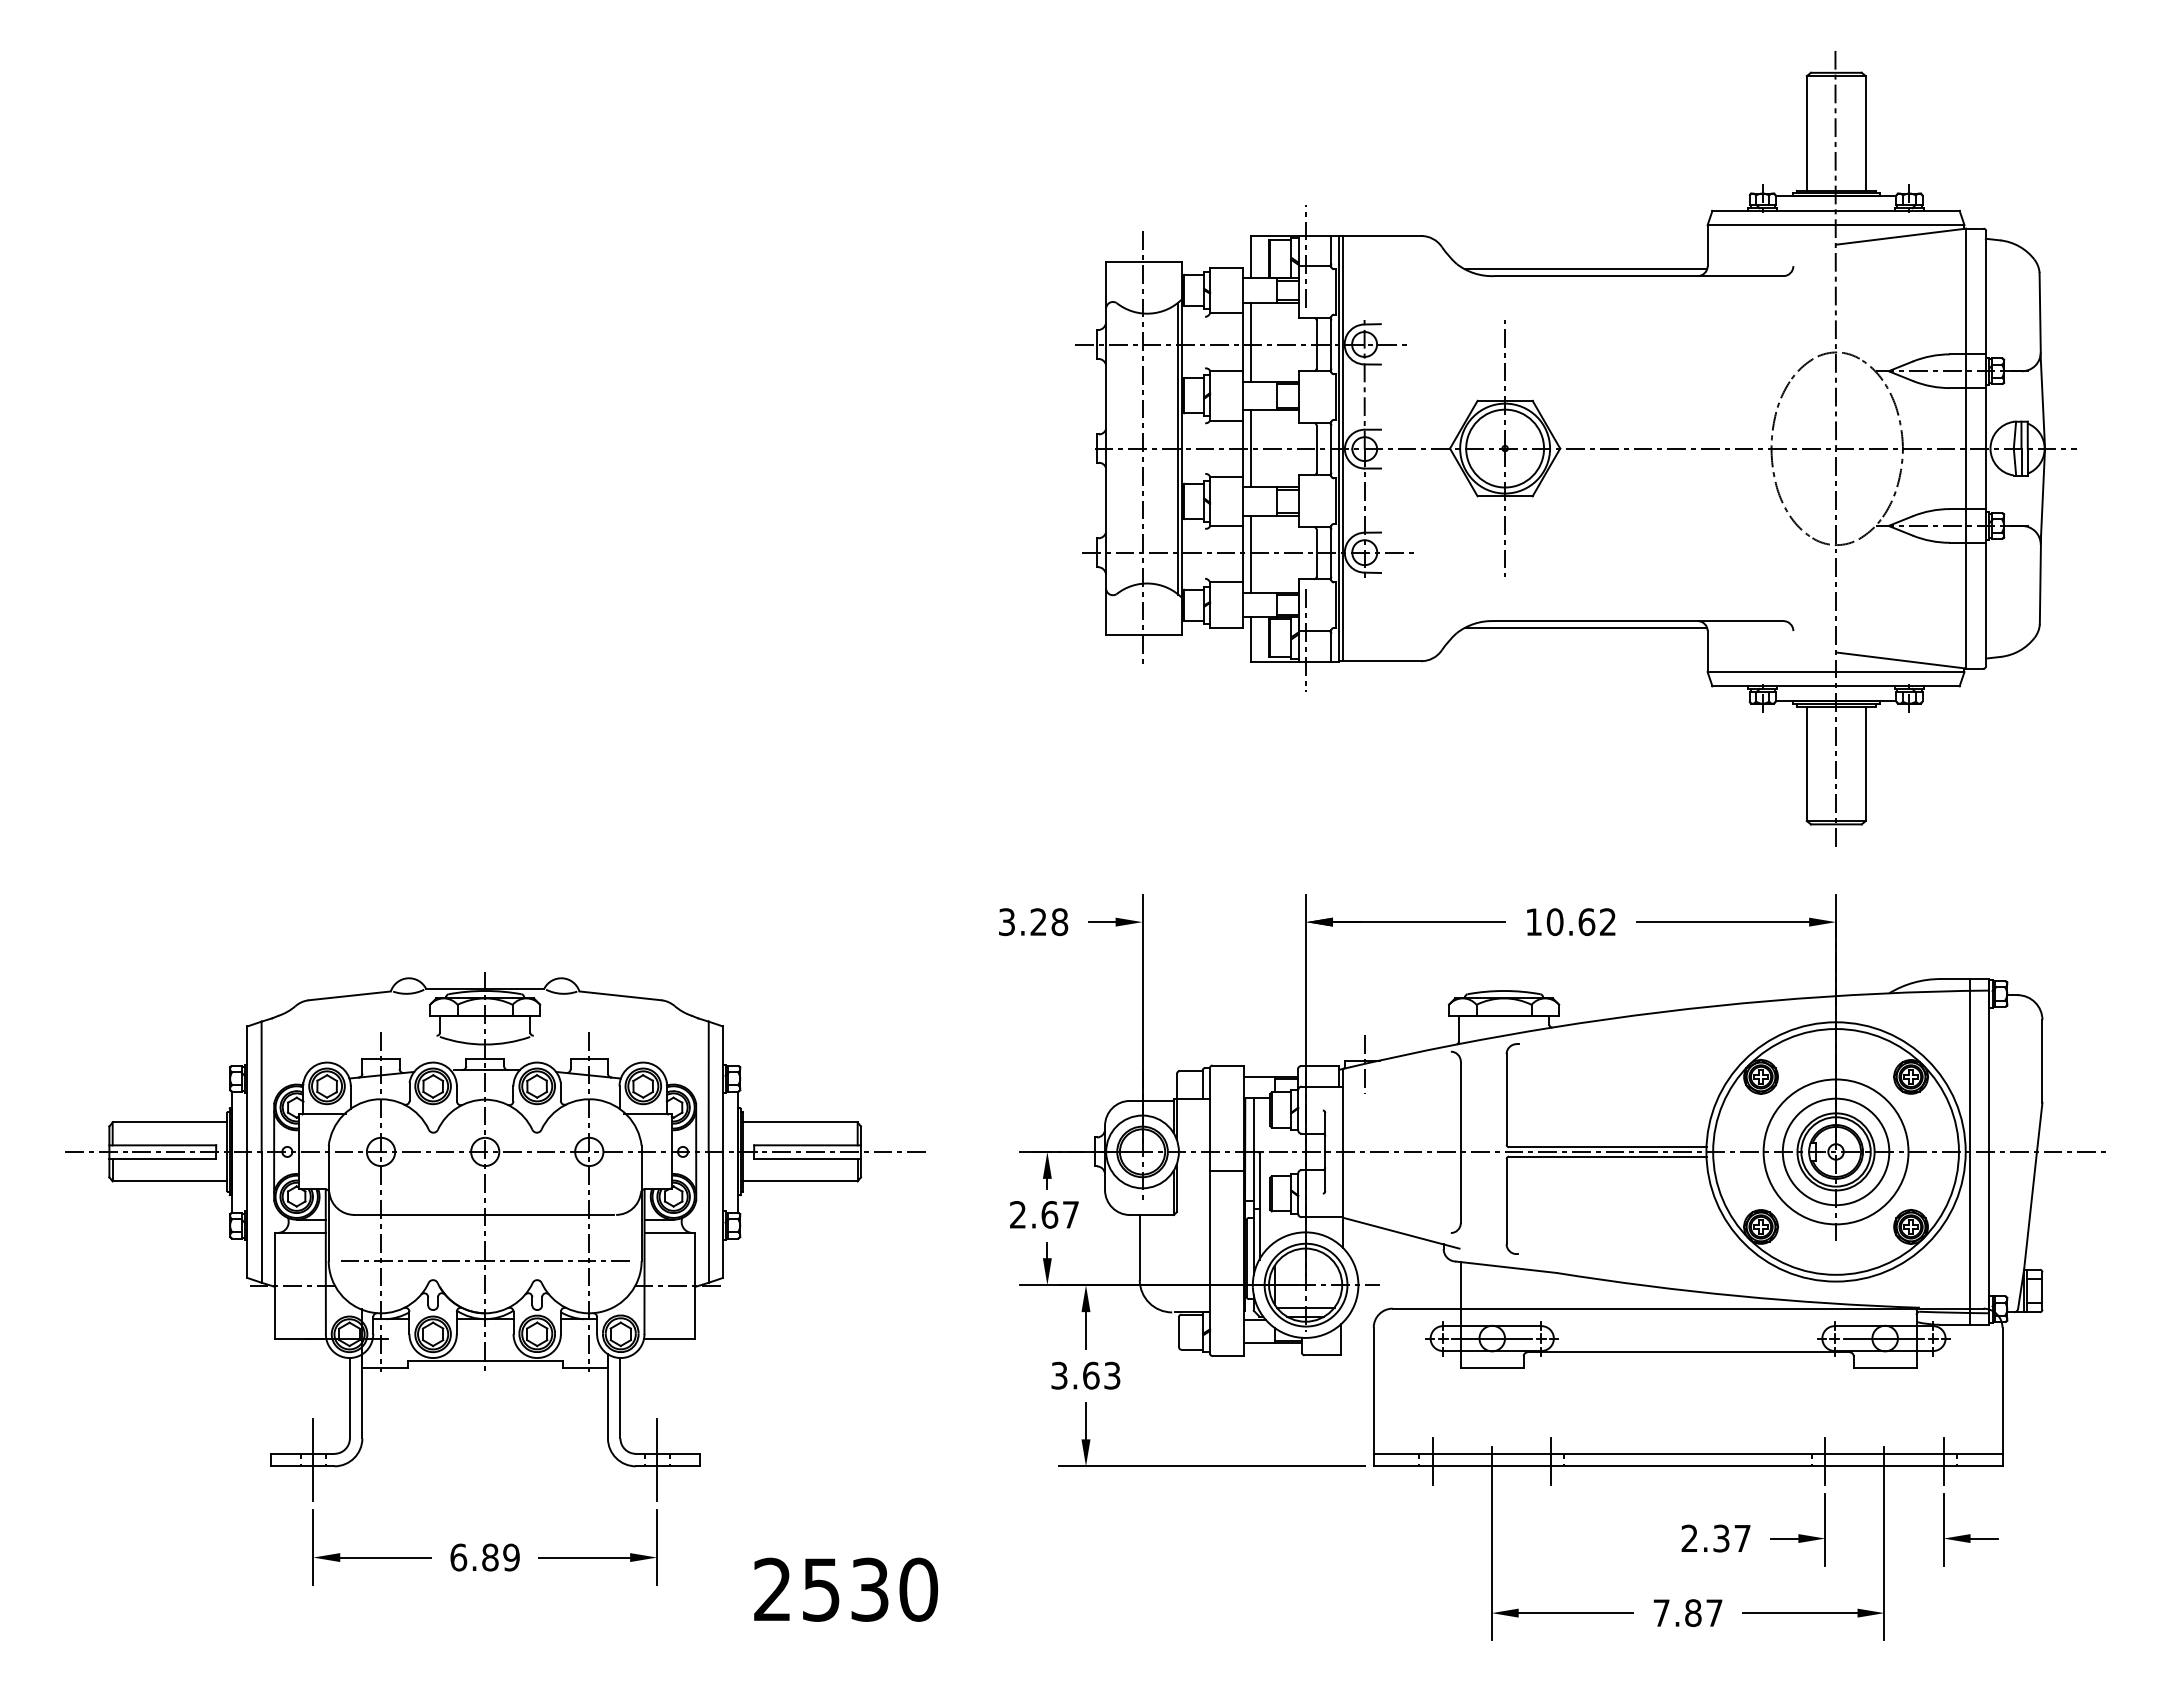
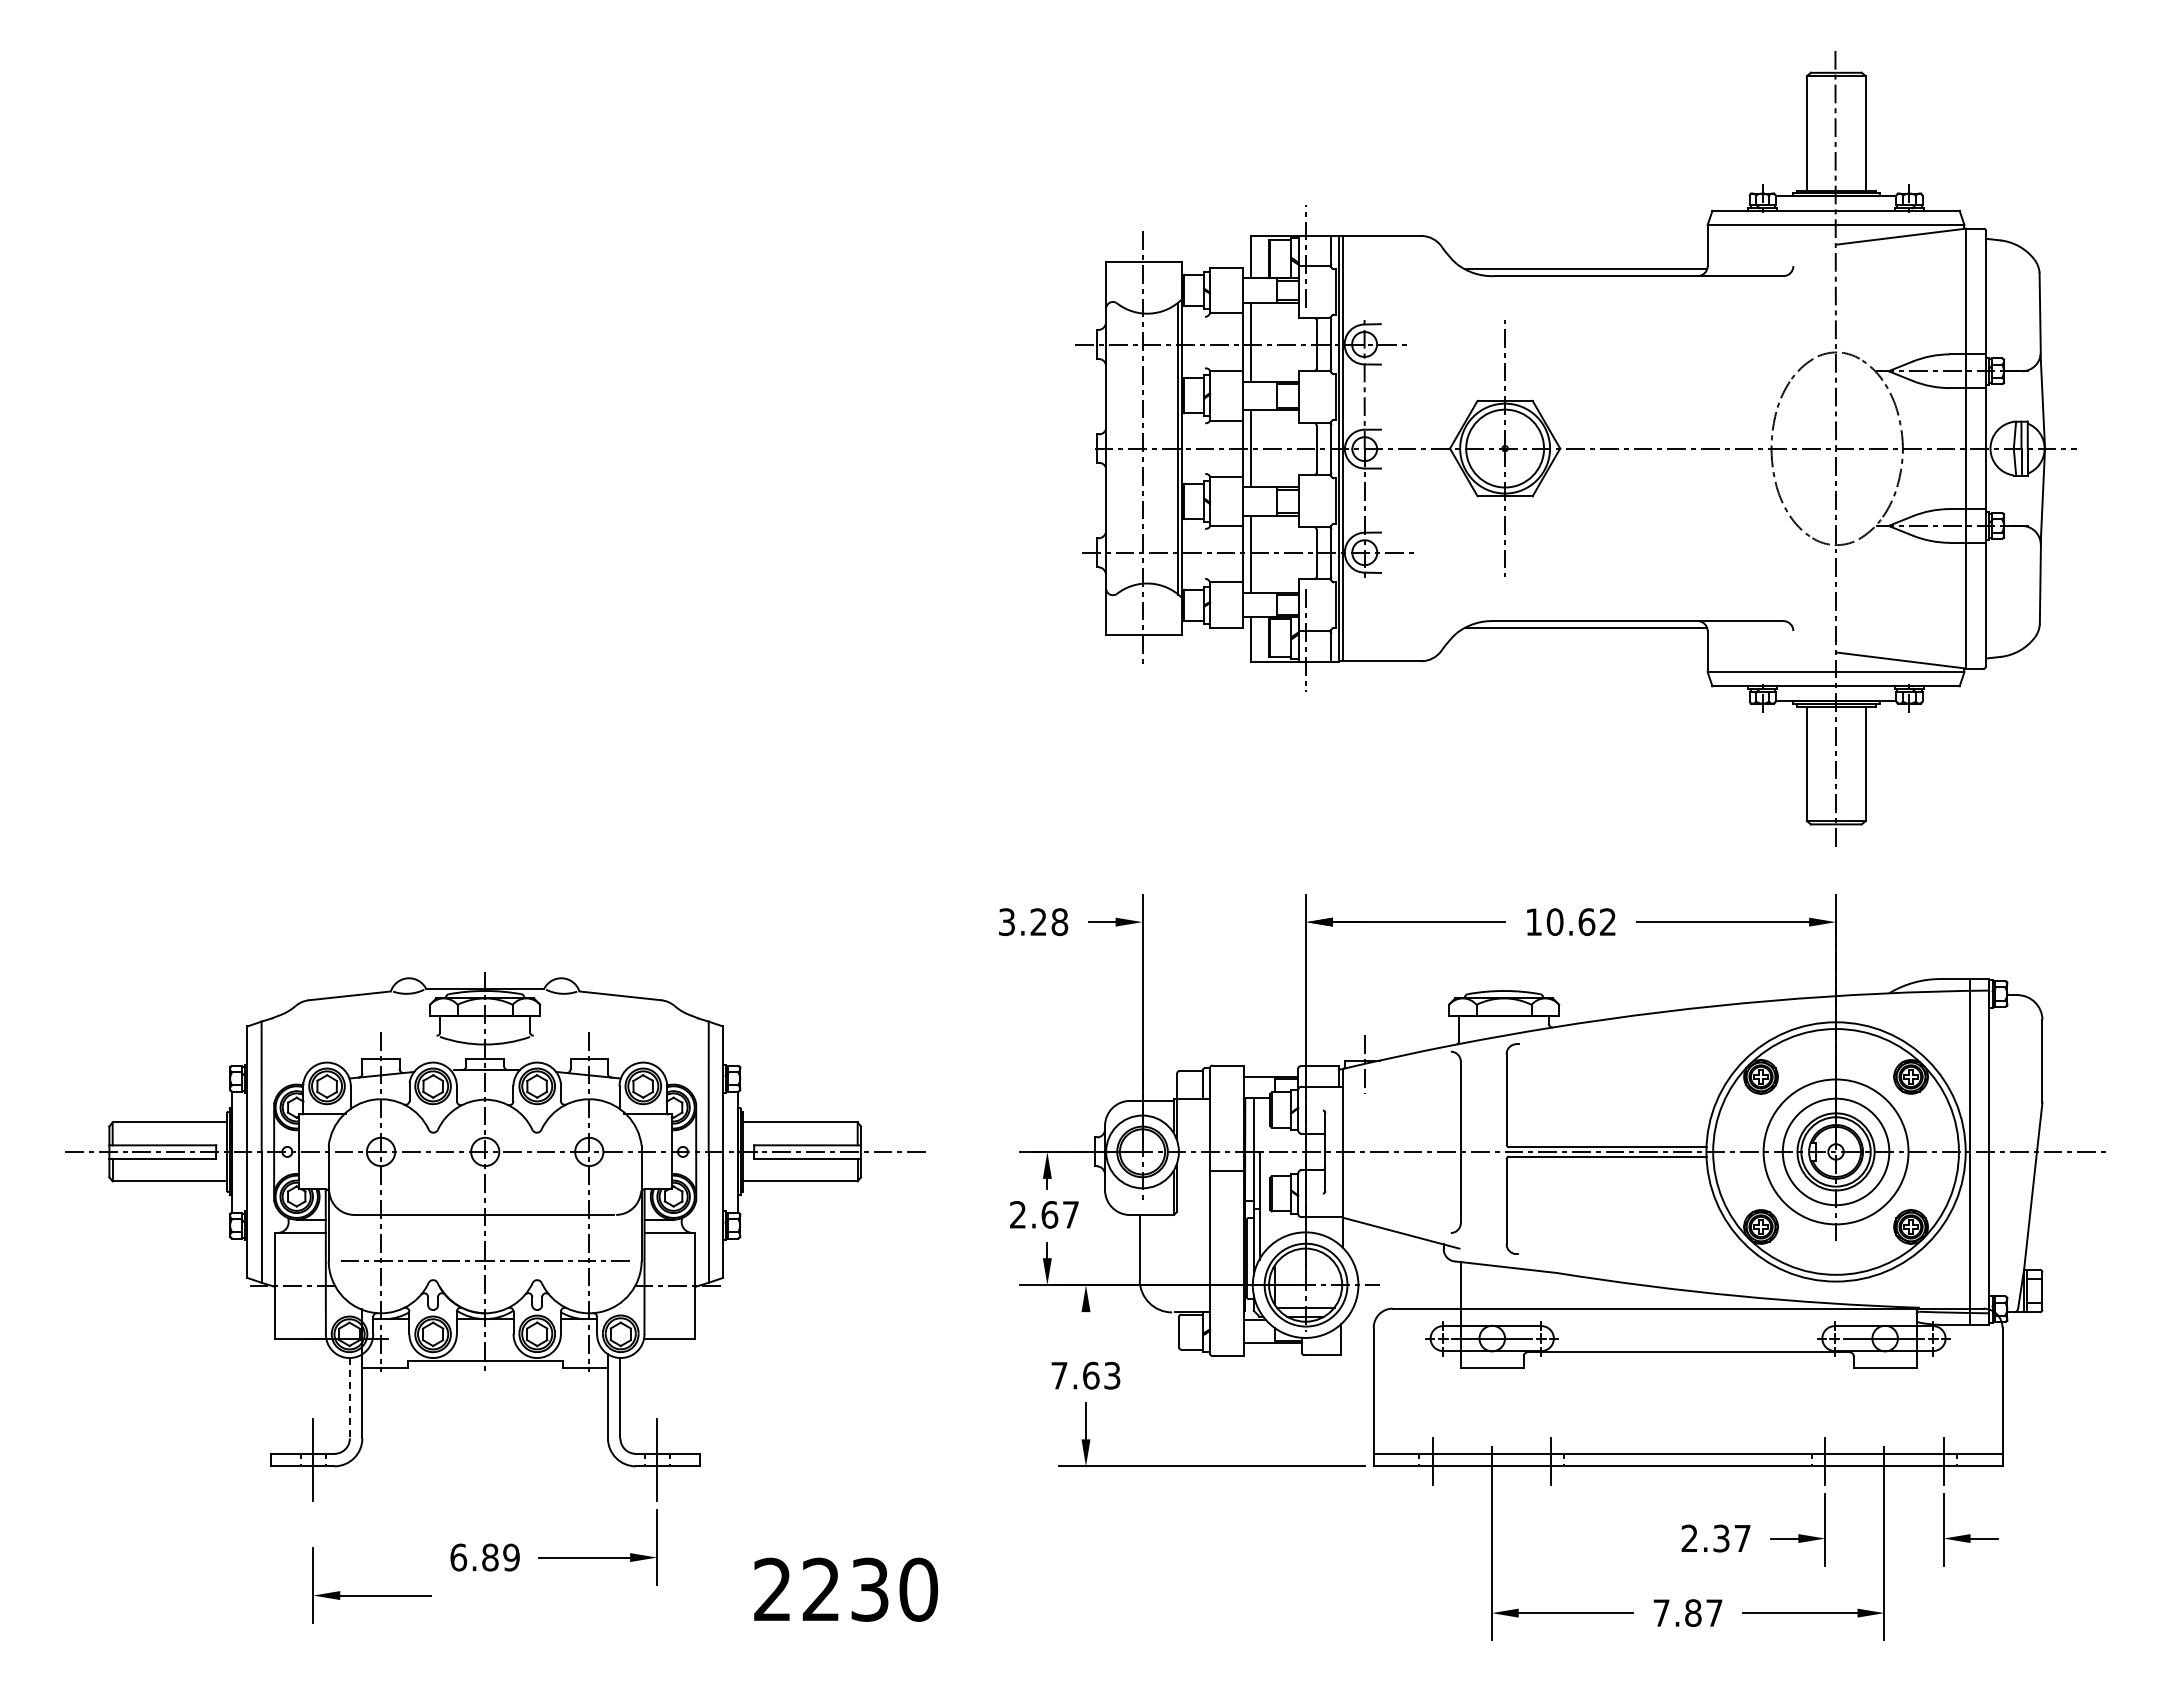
line: present -> none (1086, 1330)
text: 3.63 -> 7.63 (1059, 1375)
line: solid -> dashed (349, 1398)
part position: (371, 1557) -> (371, 1595) (371, 1595)
text: 2530 -> 2230 (820, 1589)
